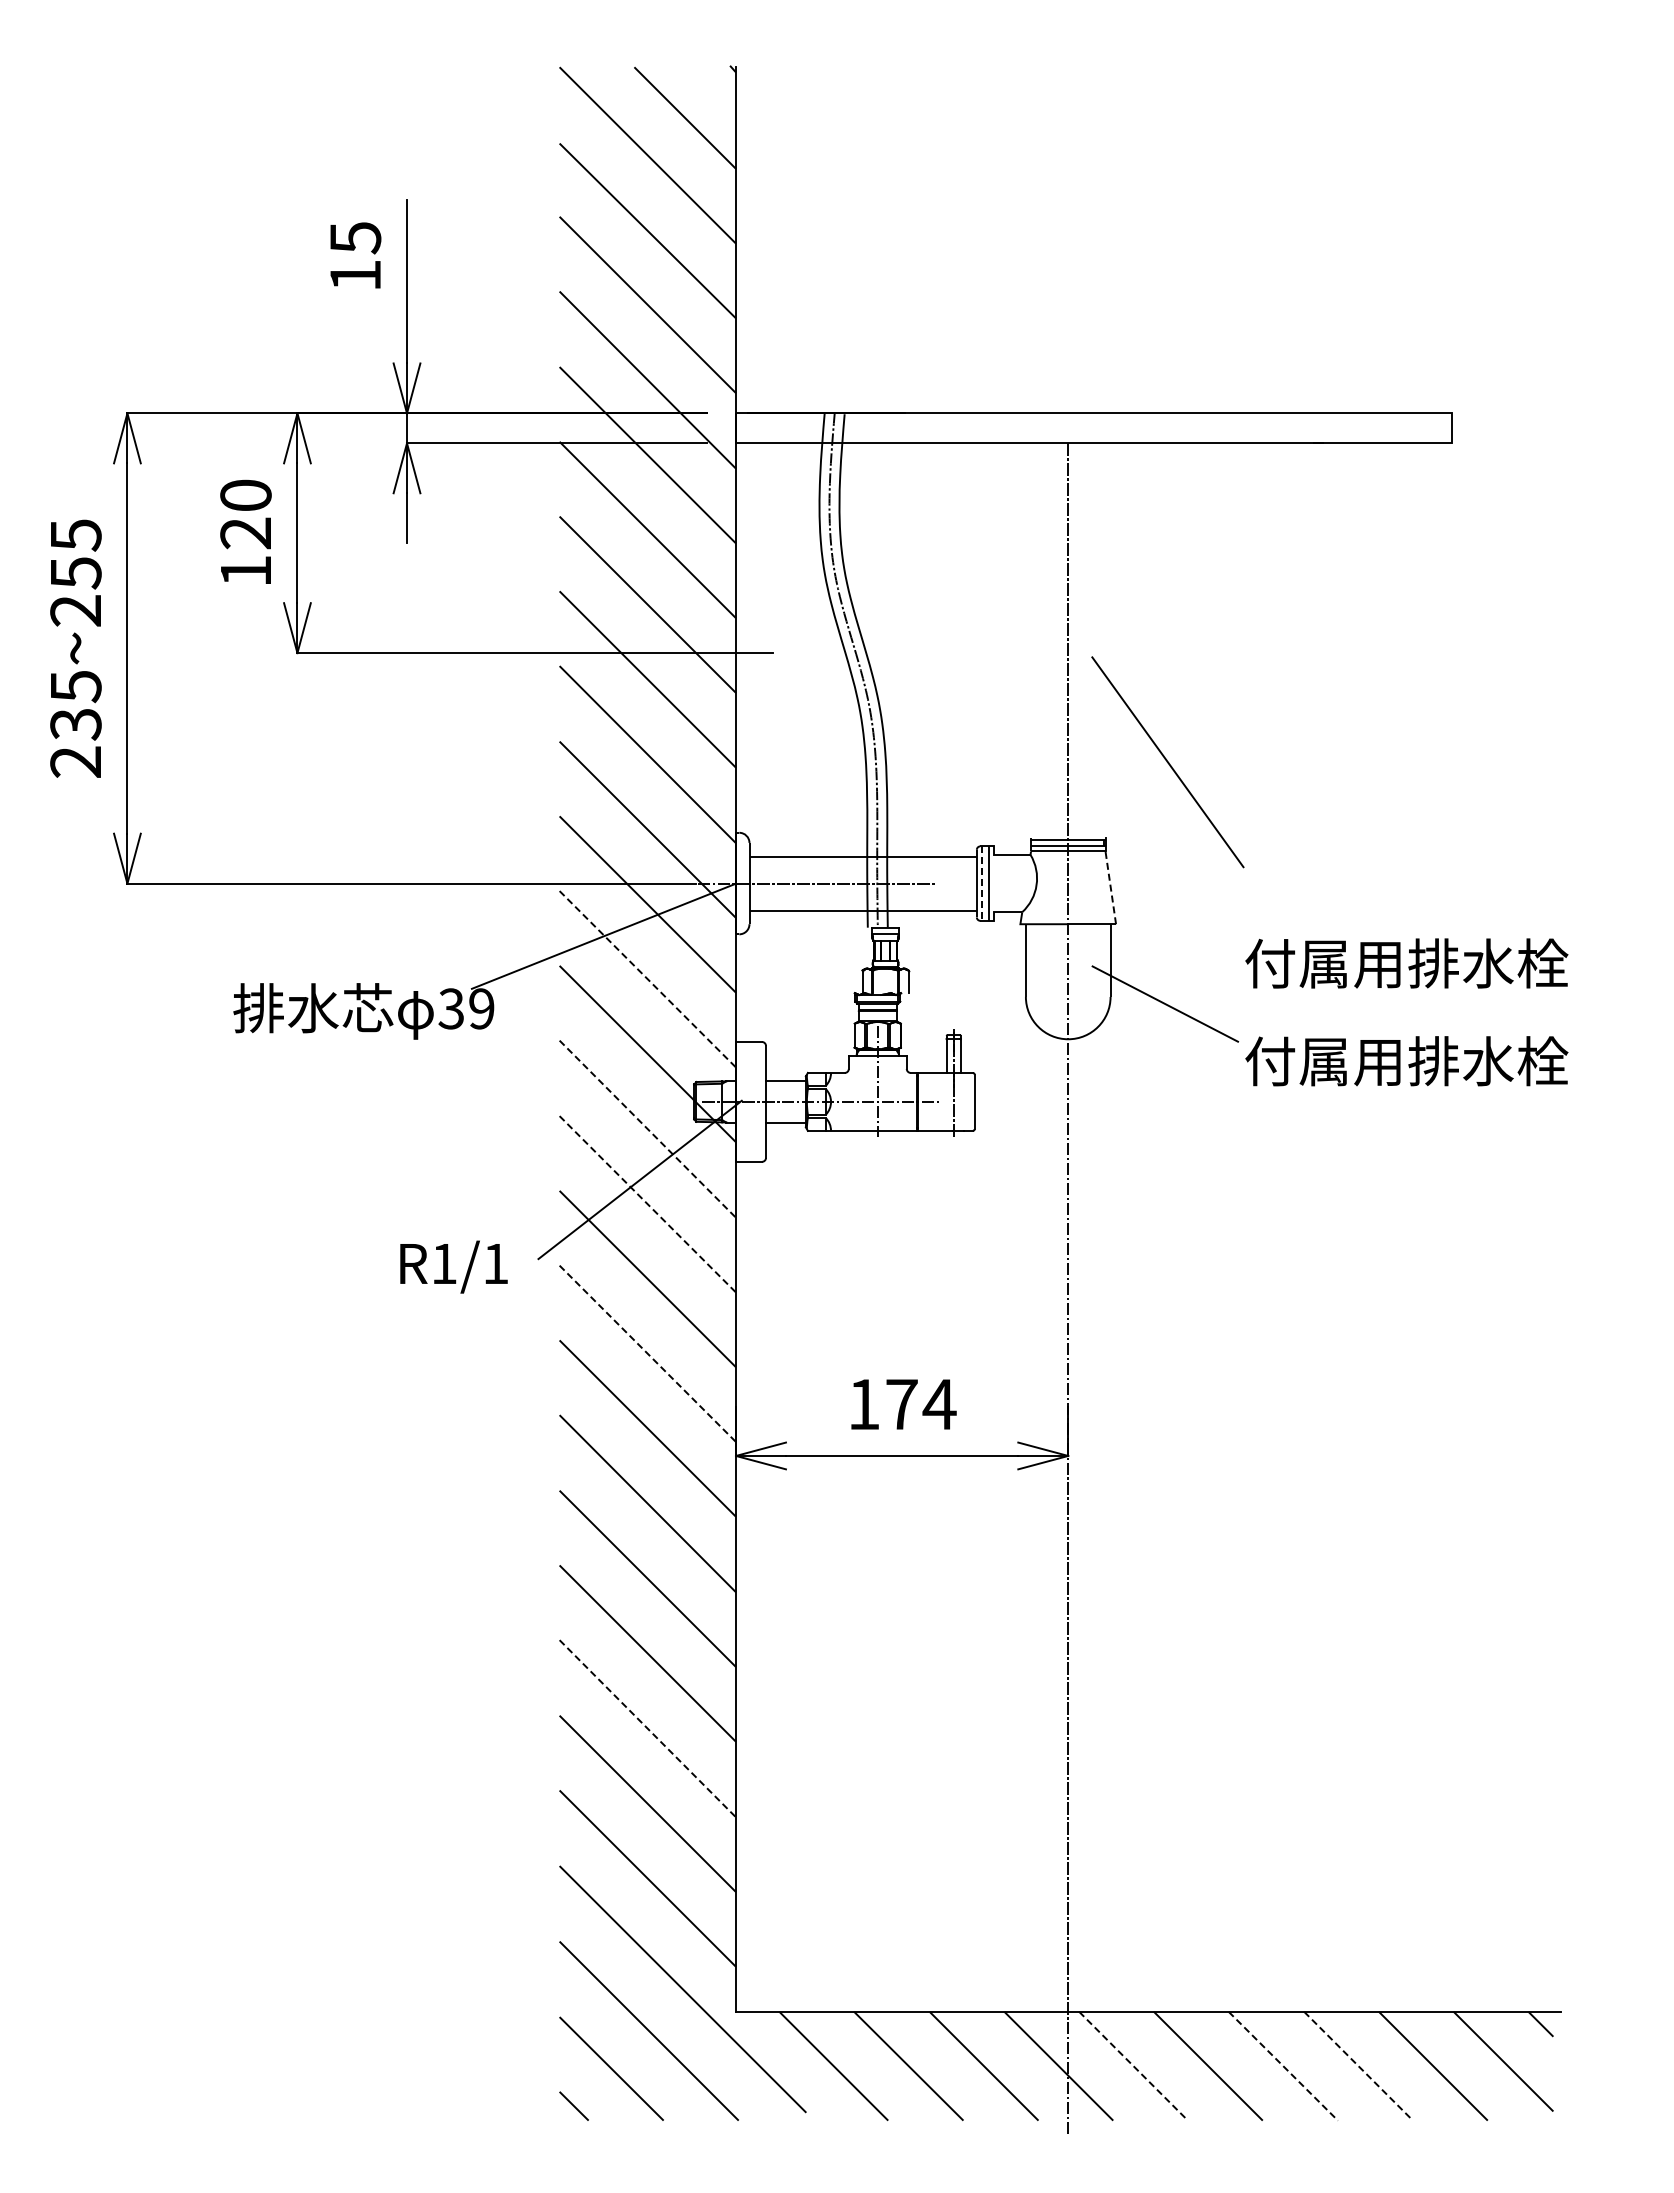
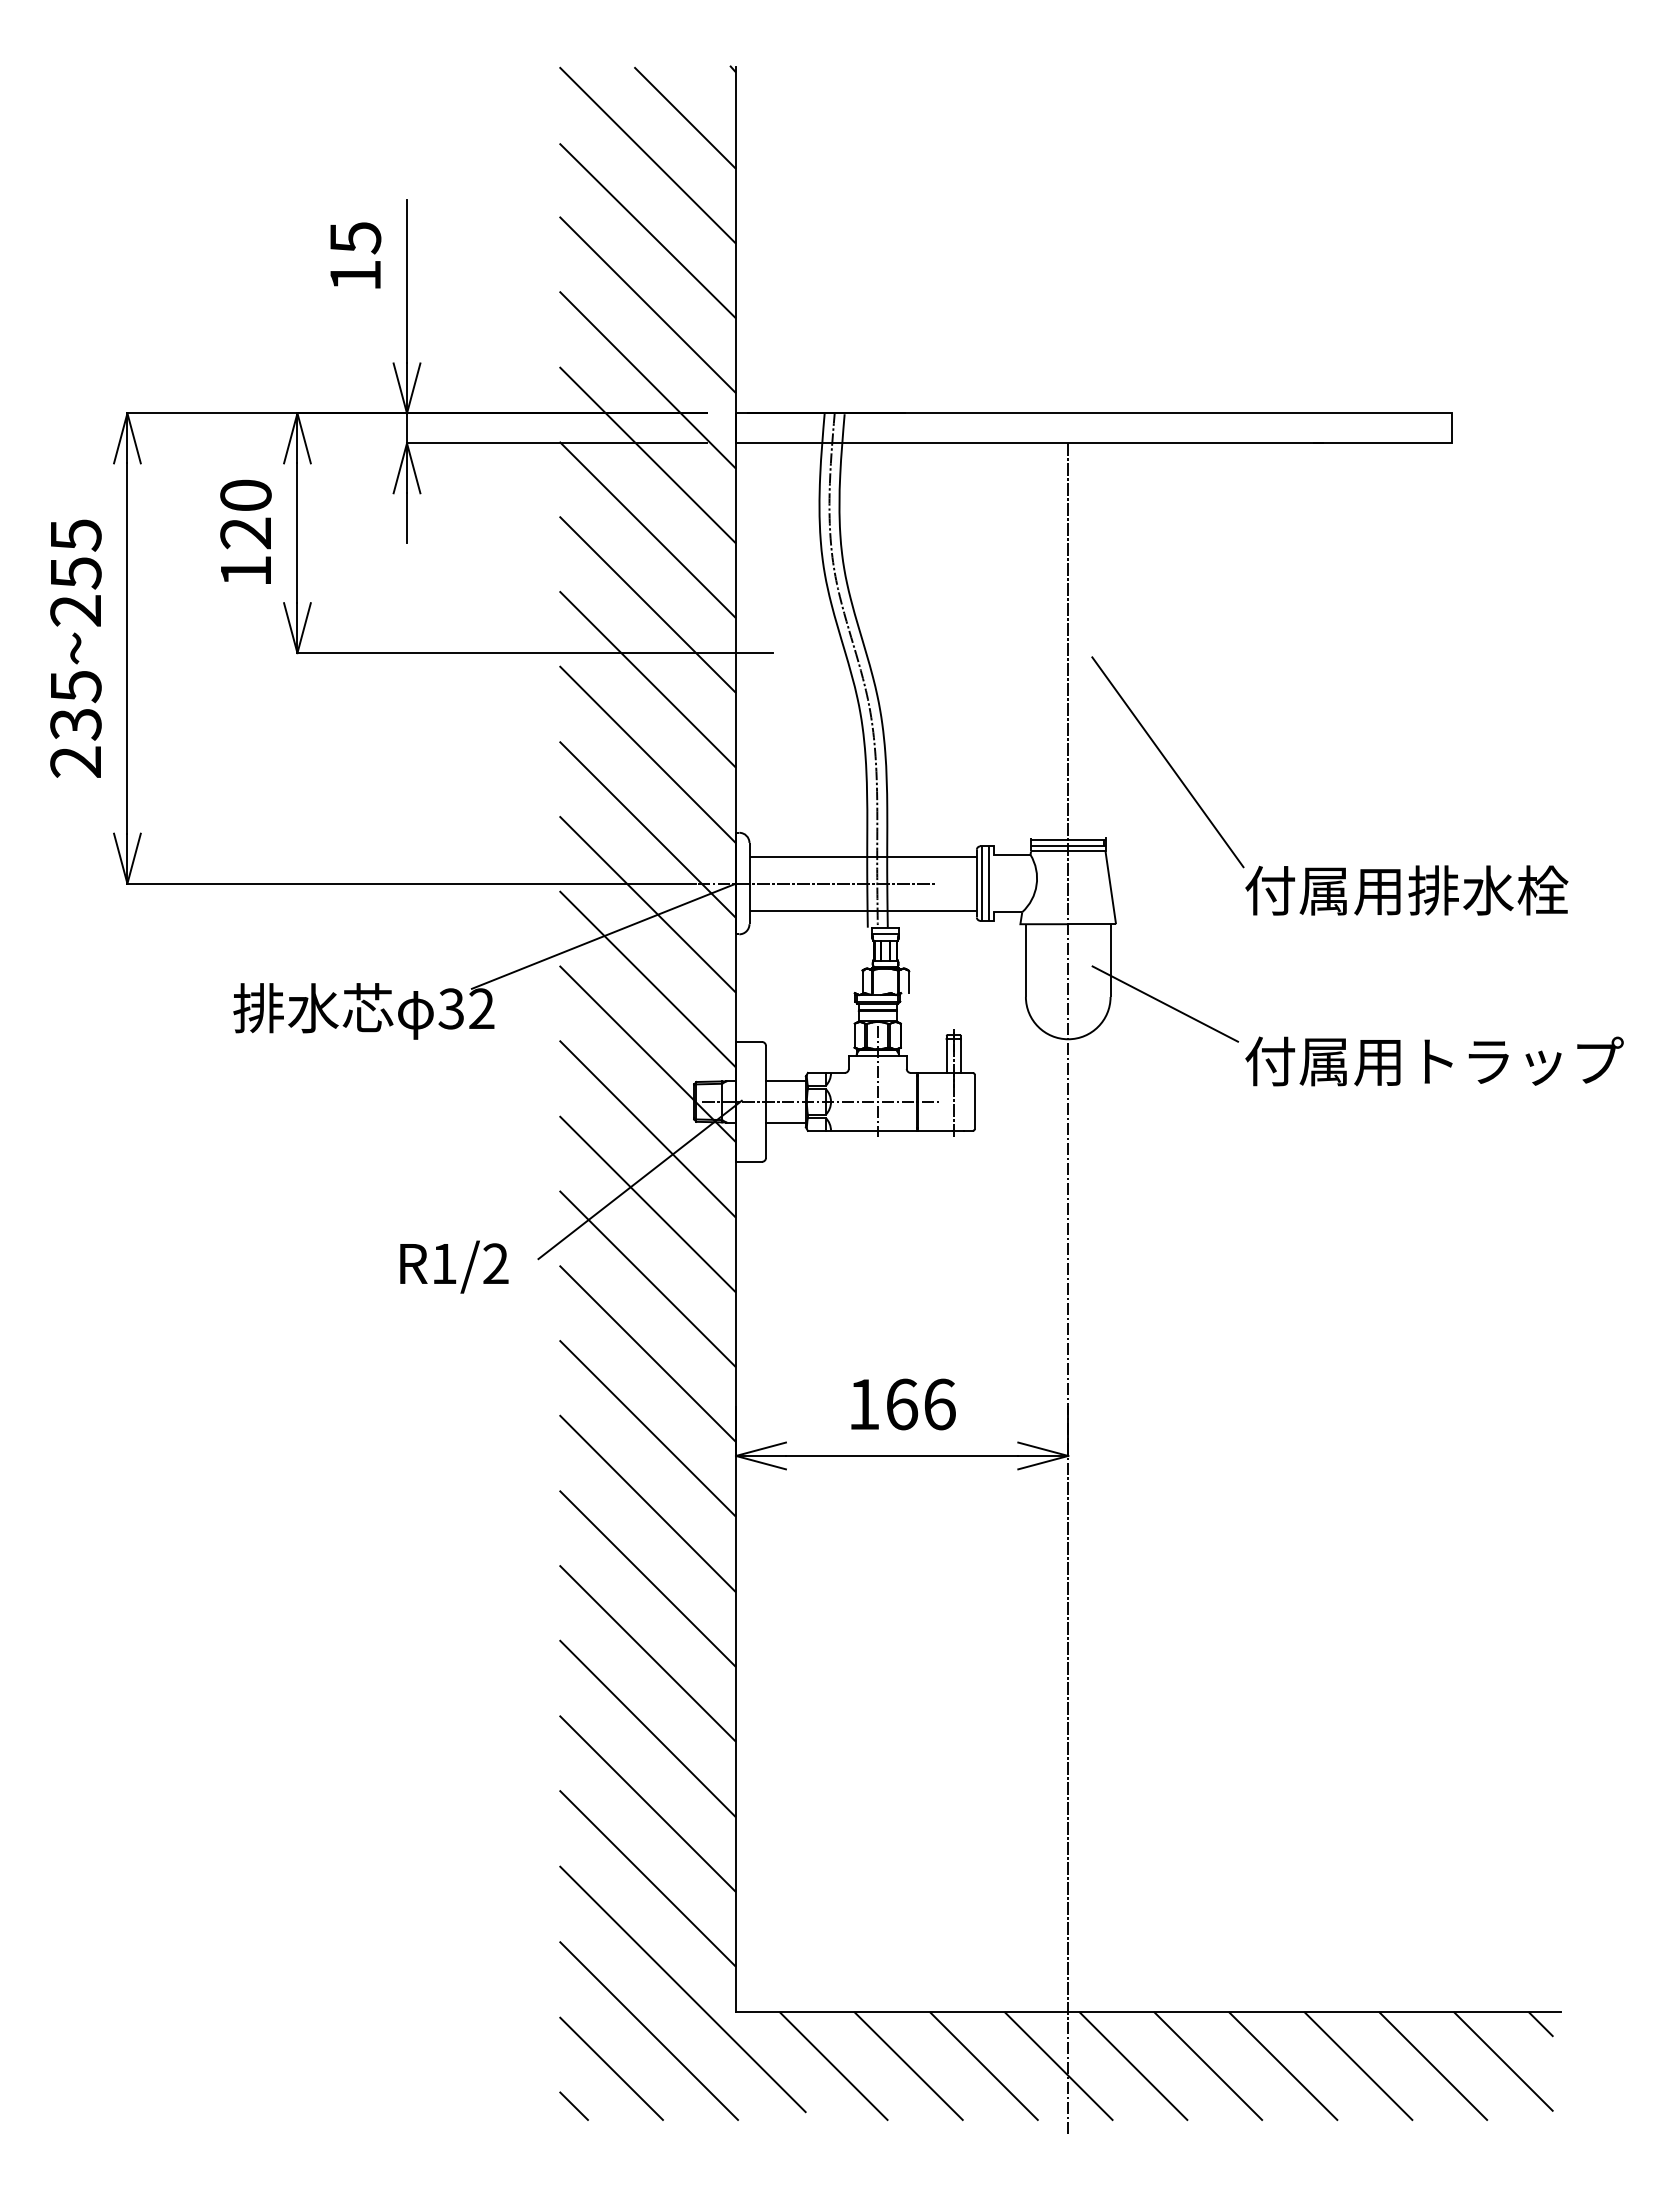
line: dashed -> solid (981, 884)
line: dashed -> solid (1110, 887)
text position: (1406, 963) -> (1406, 890) (1406, 890)
line: dashed -> solid (647, 979)
text: 39 -> 32 (481, 1008)
text: 付属用排水栓 -> 付属用トラップ (1515, 1061)
line: dashed -> solid (648, 1129)
line: dashed -> solid (647, 1204)
text: R1/1 -> R1/2 (495, 1263)
line: dashed -> solid (647, 1353)
text: 174 -> 166 (921, 1404)
line: dashed -> solid (648, 1729)
line: dashed -> solid (1133, 2066)
line: dashed -> solid (1283, 2066)
line: dashed -> solid (1358, 2066)
